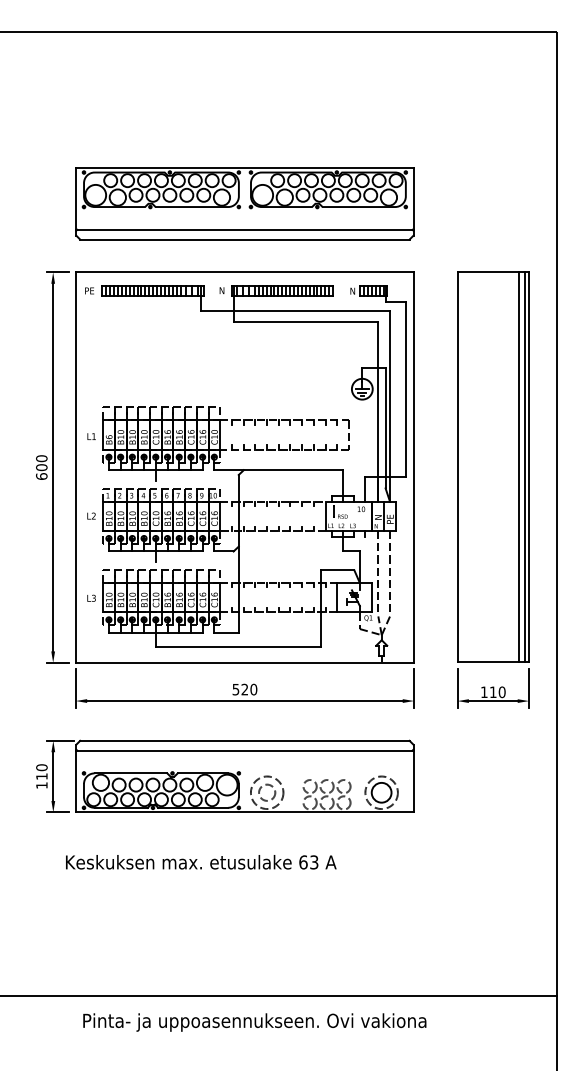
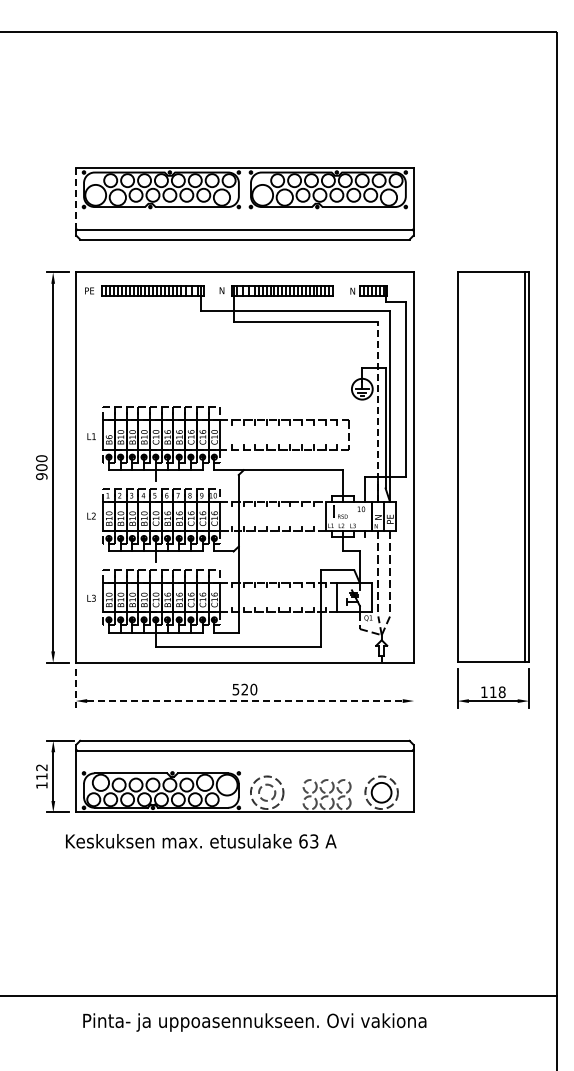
line: solid -> dashed (75, 198)
line: solid -> dashed (378, 411)
line: present -> none (519, 466)
text: 600 -> 900 (41, 476)
line: solid -> dashed (75, 688)
line: present -> none (414, 688)
text: 110 -> 118 (501, 691)
line: solid -> dashed (244, 701)
text: 110 -> 112 (41, 767)
text position: (201, 862) -> (201, 841) (201, 841)
